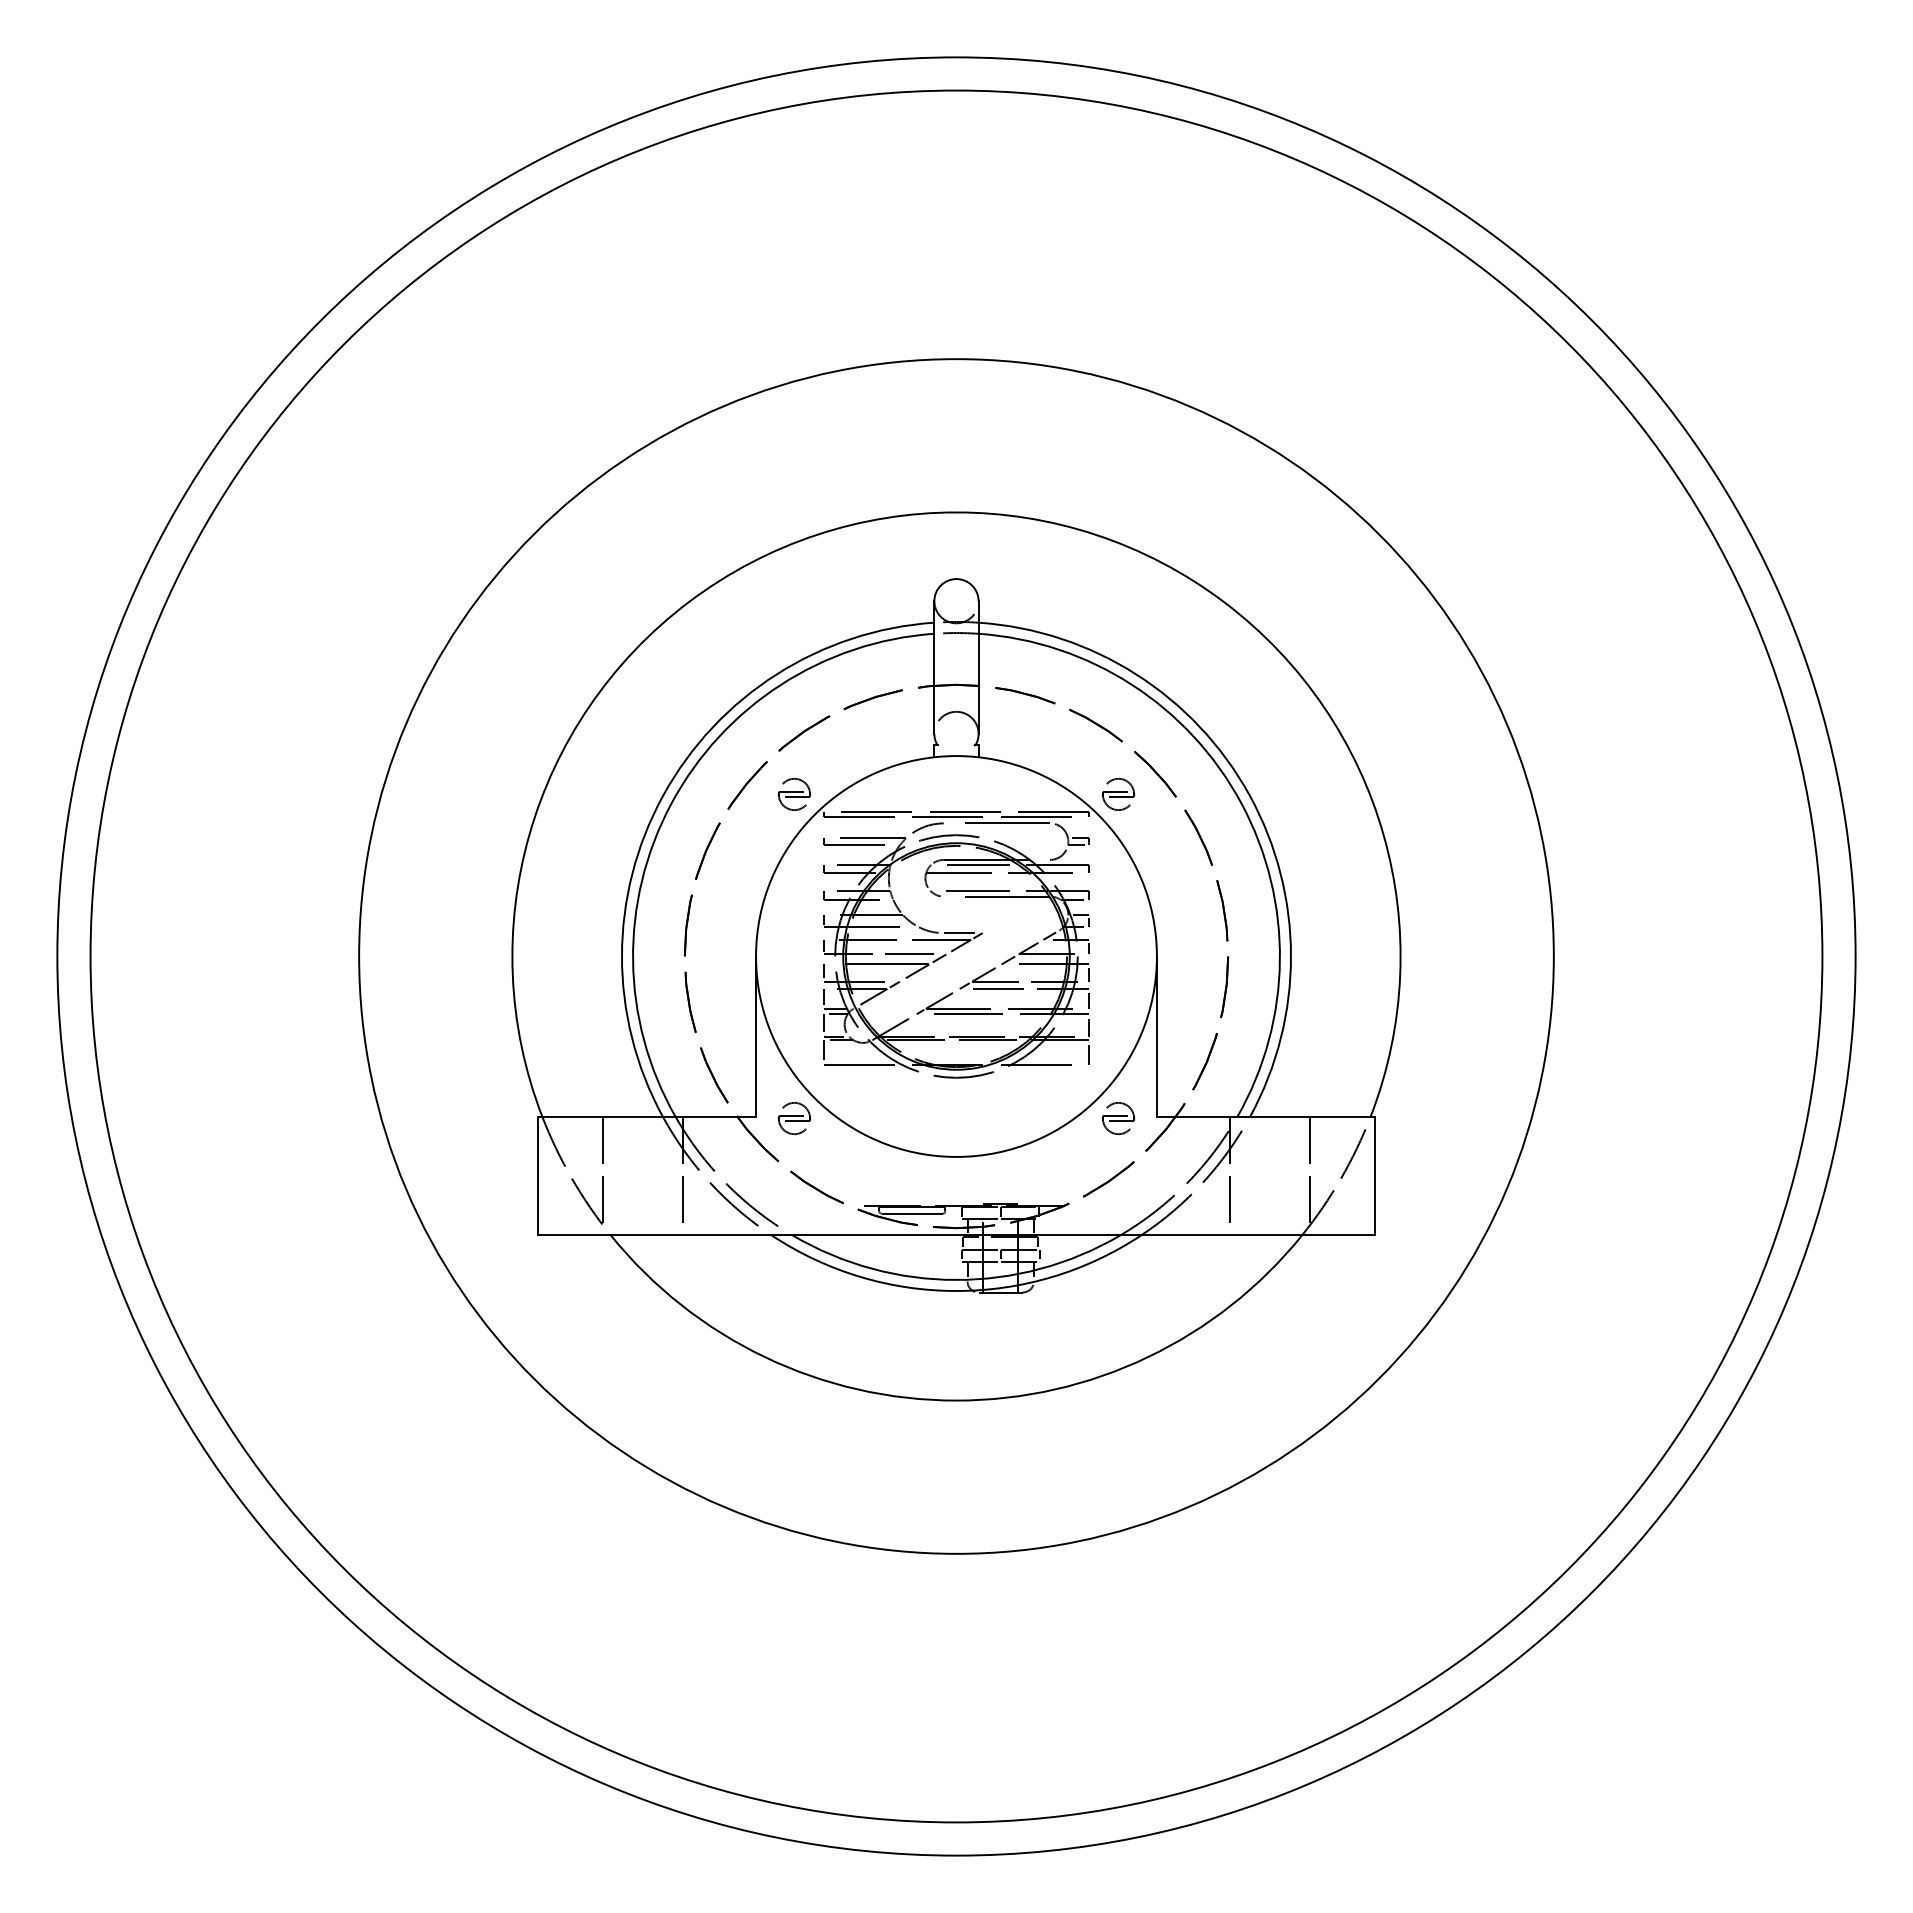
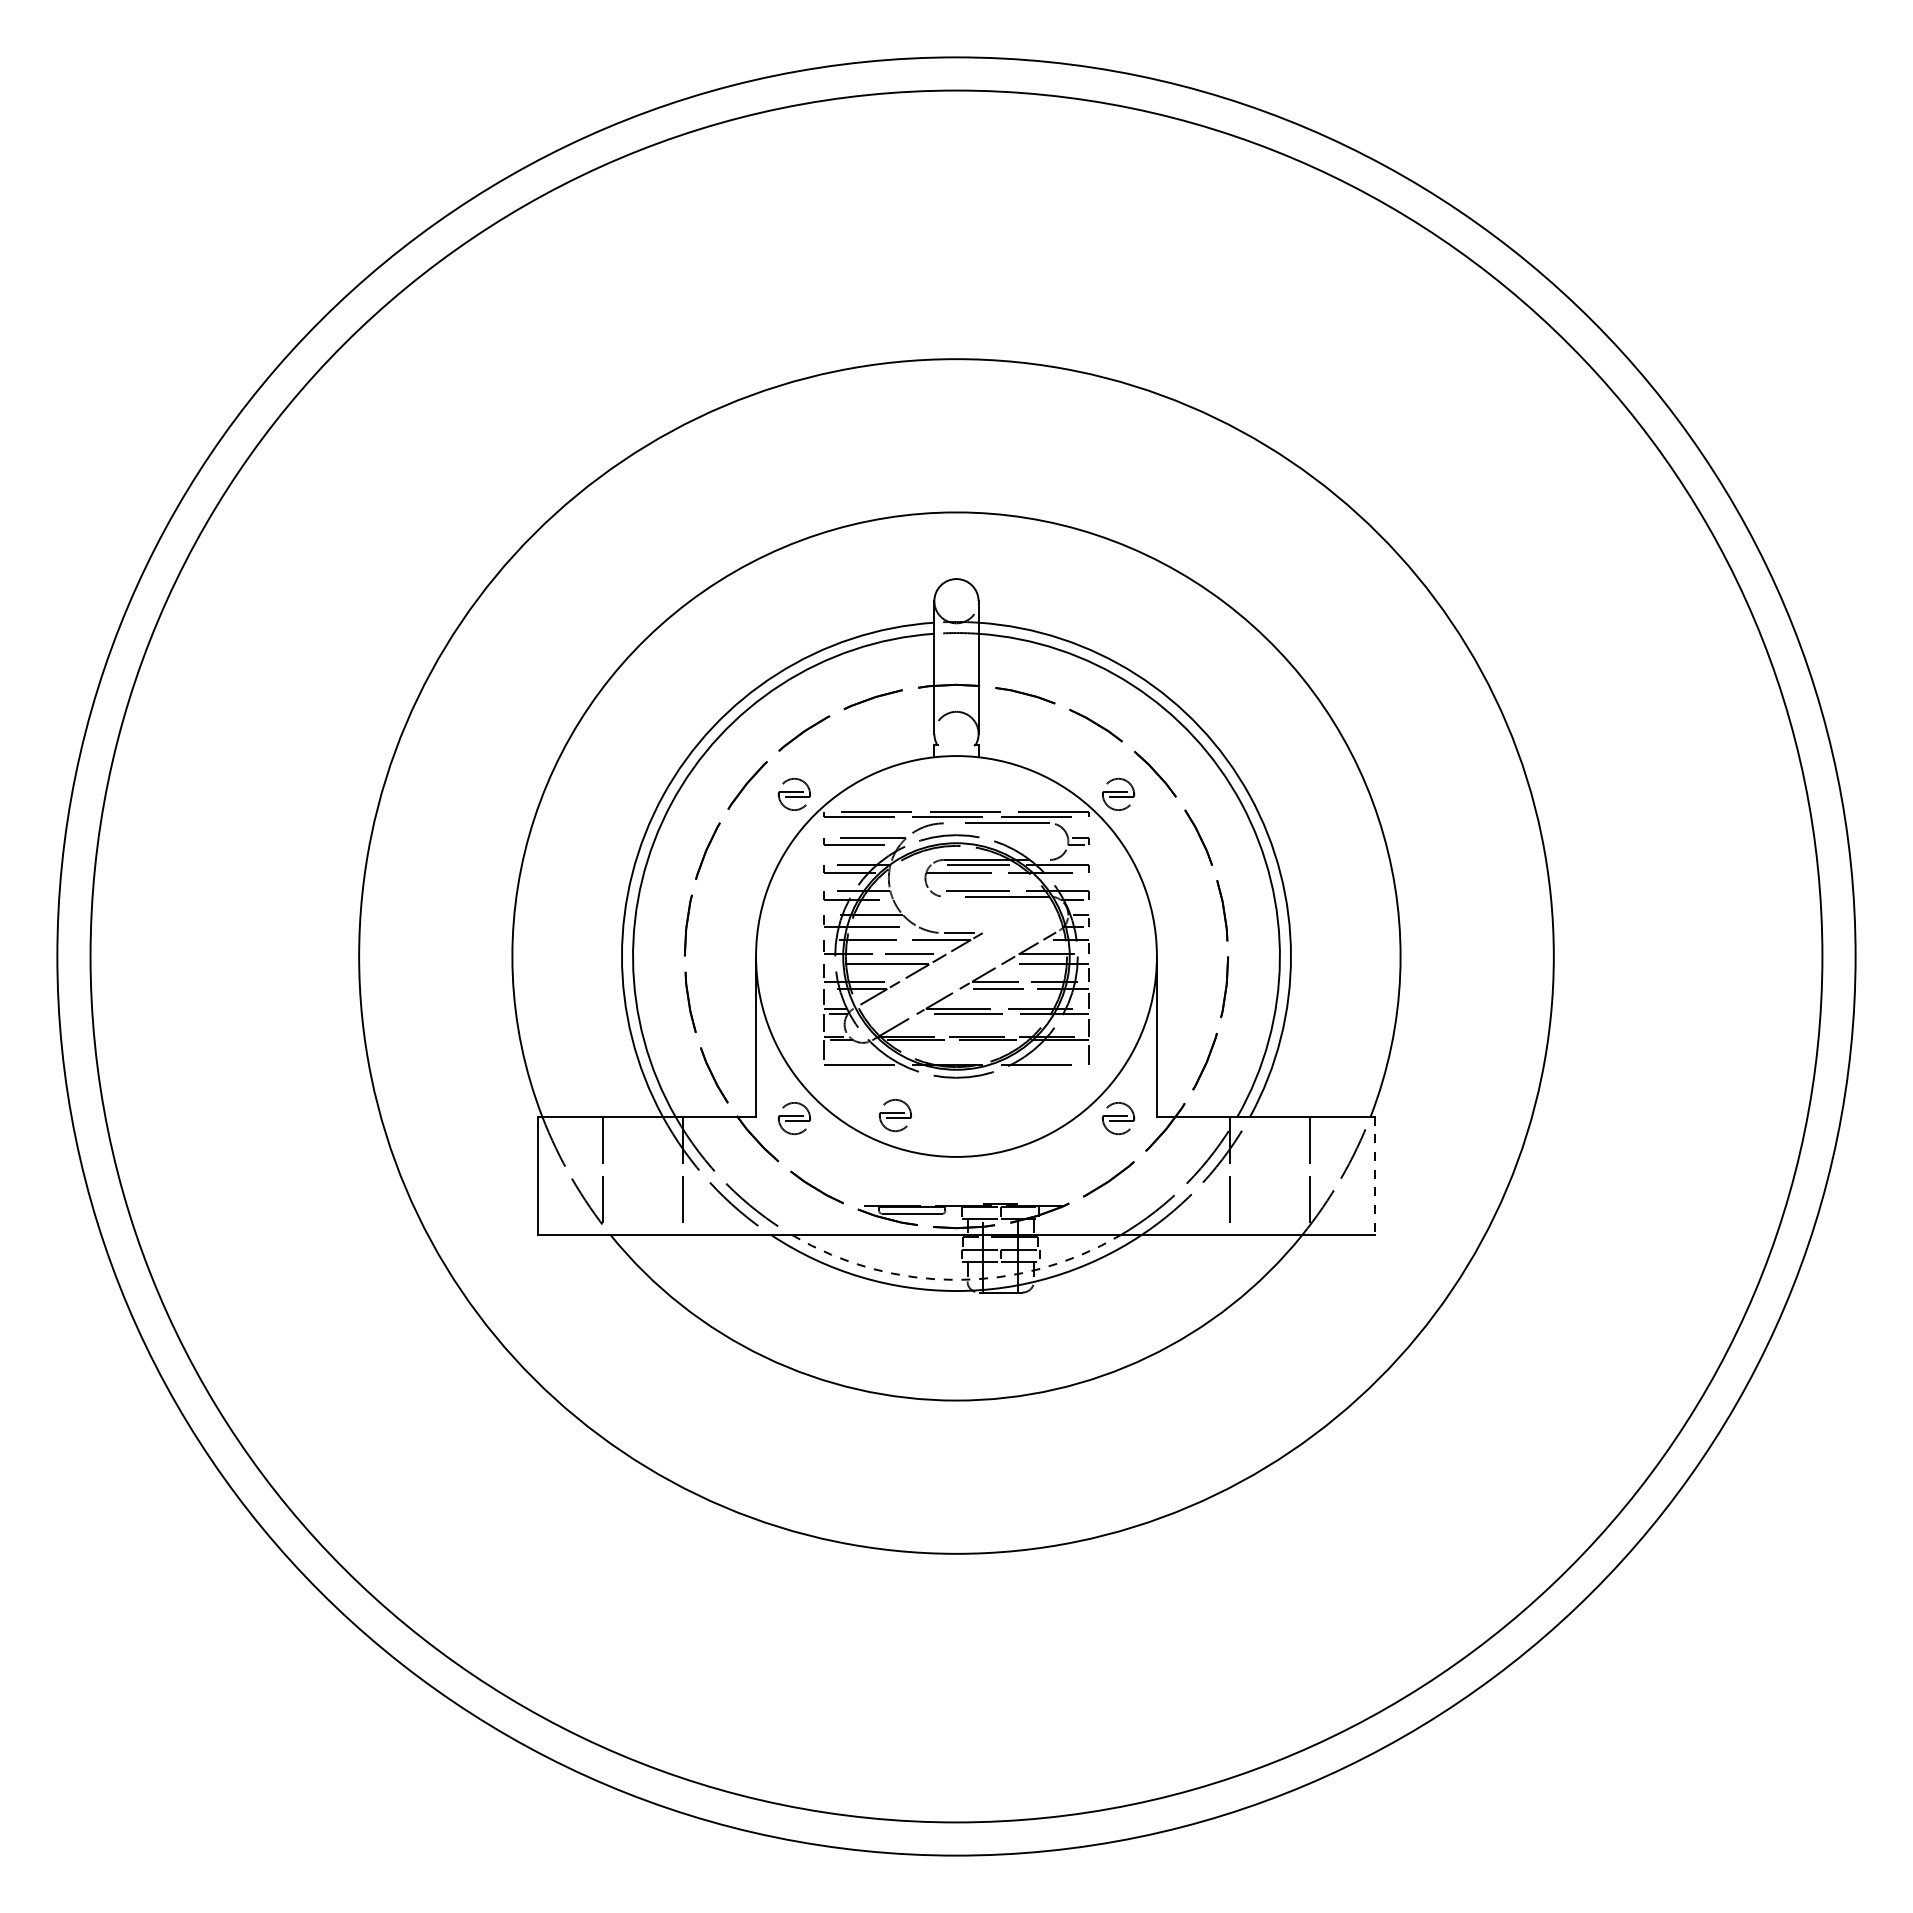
part: none -> present (894, 1115)
line: solid -> dashed (1374, 1176)
arc: solid -> dashed (956, 1279)
